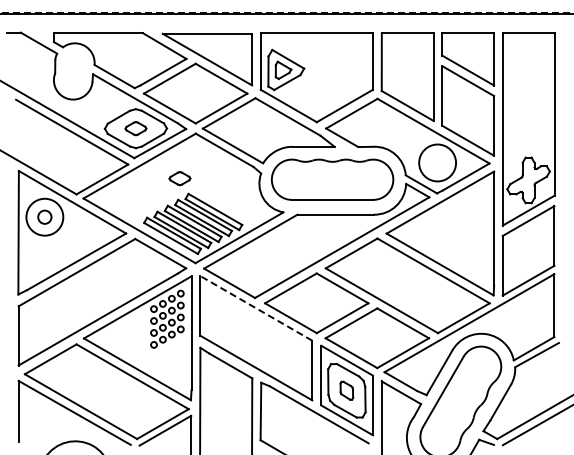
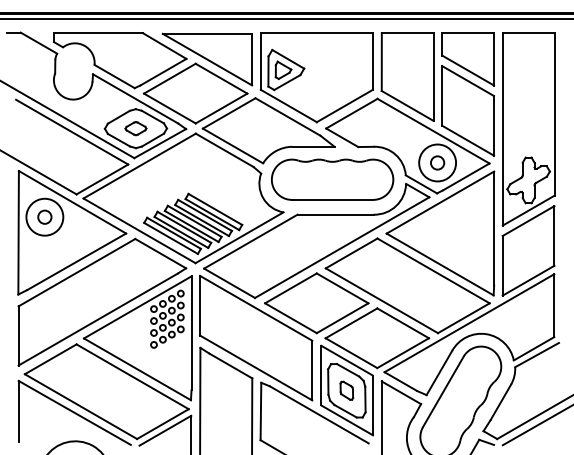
line: dashed -> solid (287, 12)
line: none -> present (286, 18)
circle: none -> present (437, 162)
part: present -> none (179, 178)
line: dashed -> solid (256, 308)
